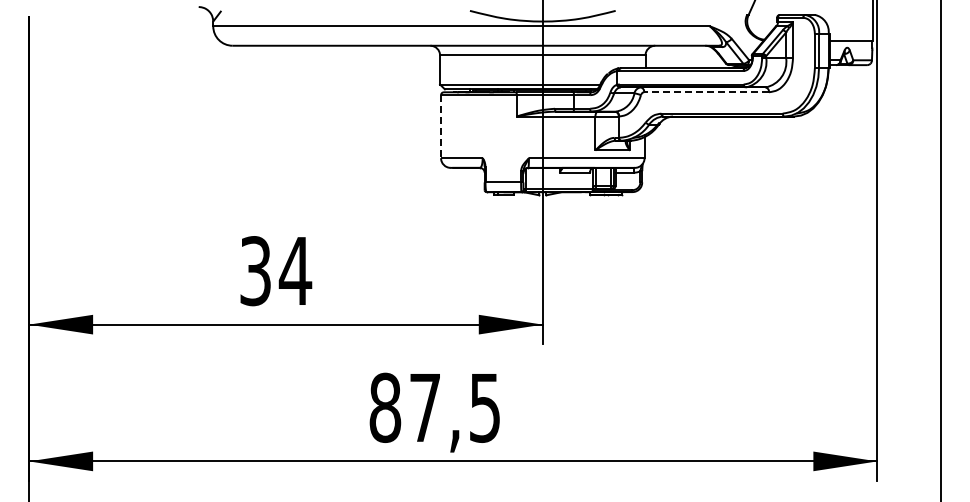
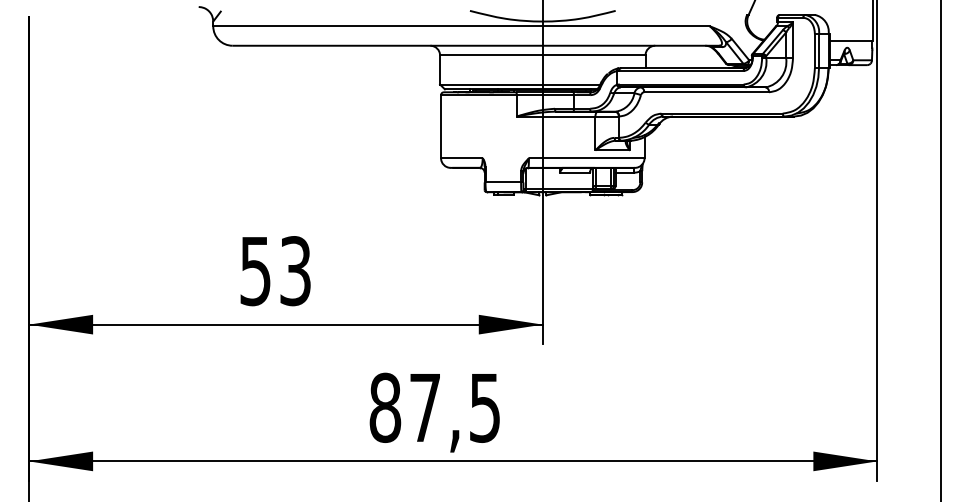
line: dashed -> solid (706, 92)
line: dashed -> solid (441, 126)
text: 34 -> 53 (276, 271)
